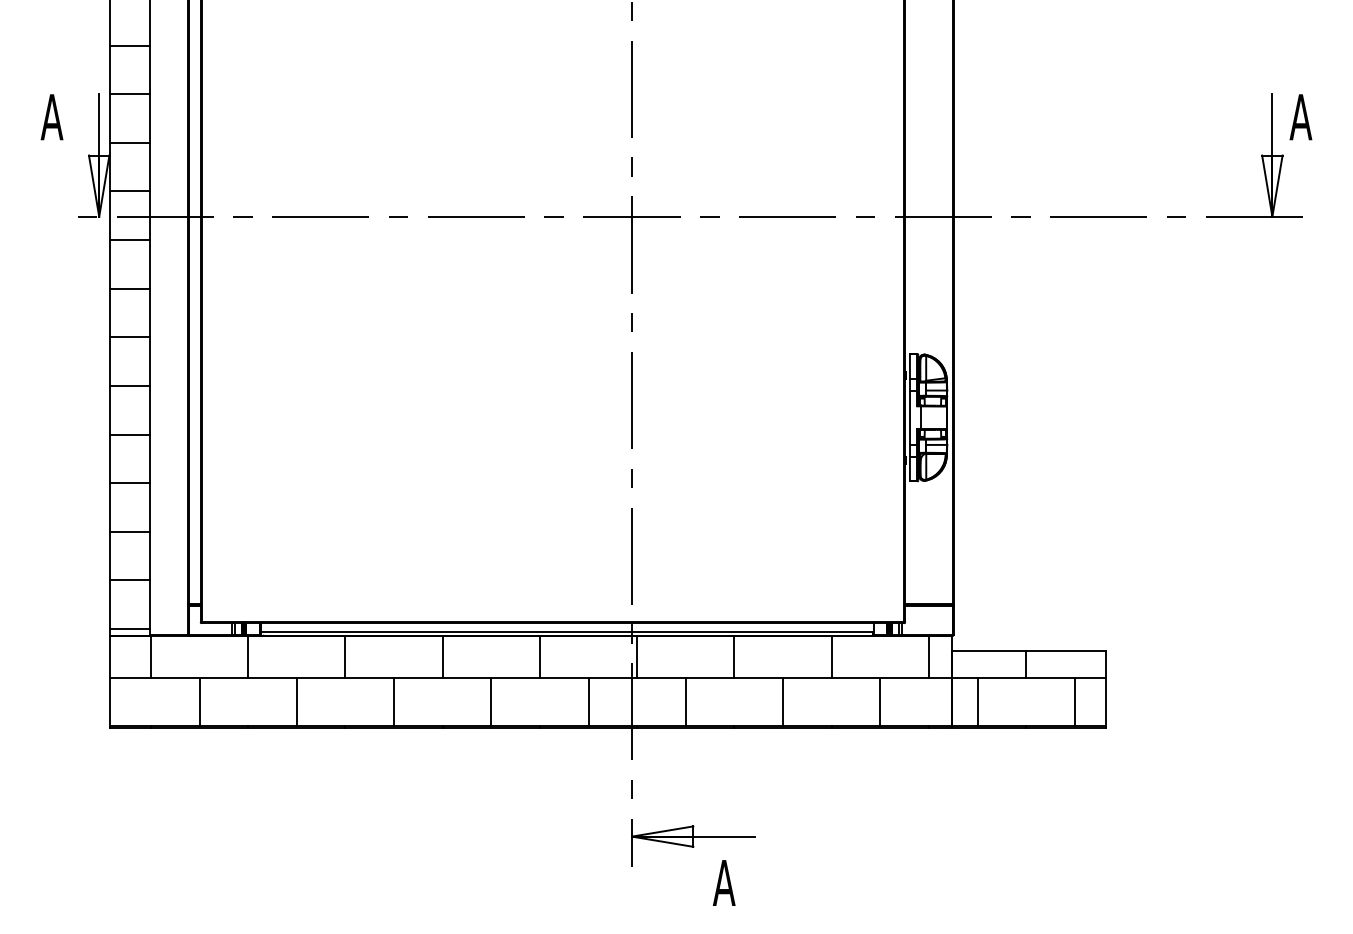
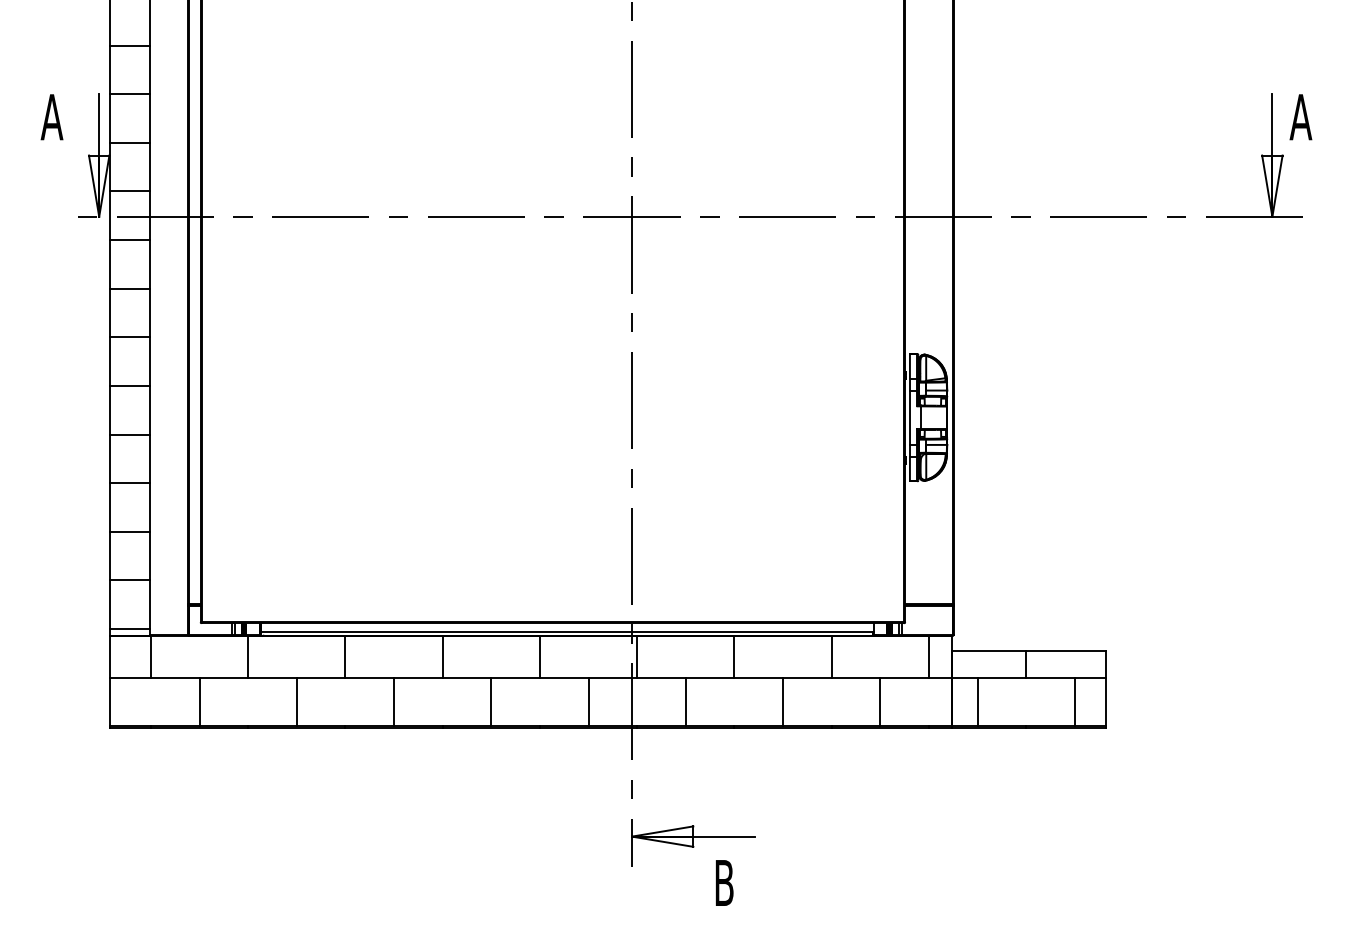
text: A -> B (723, 882)
